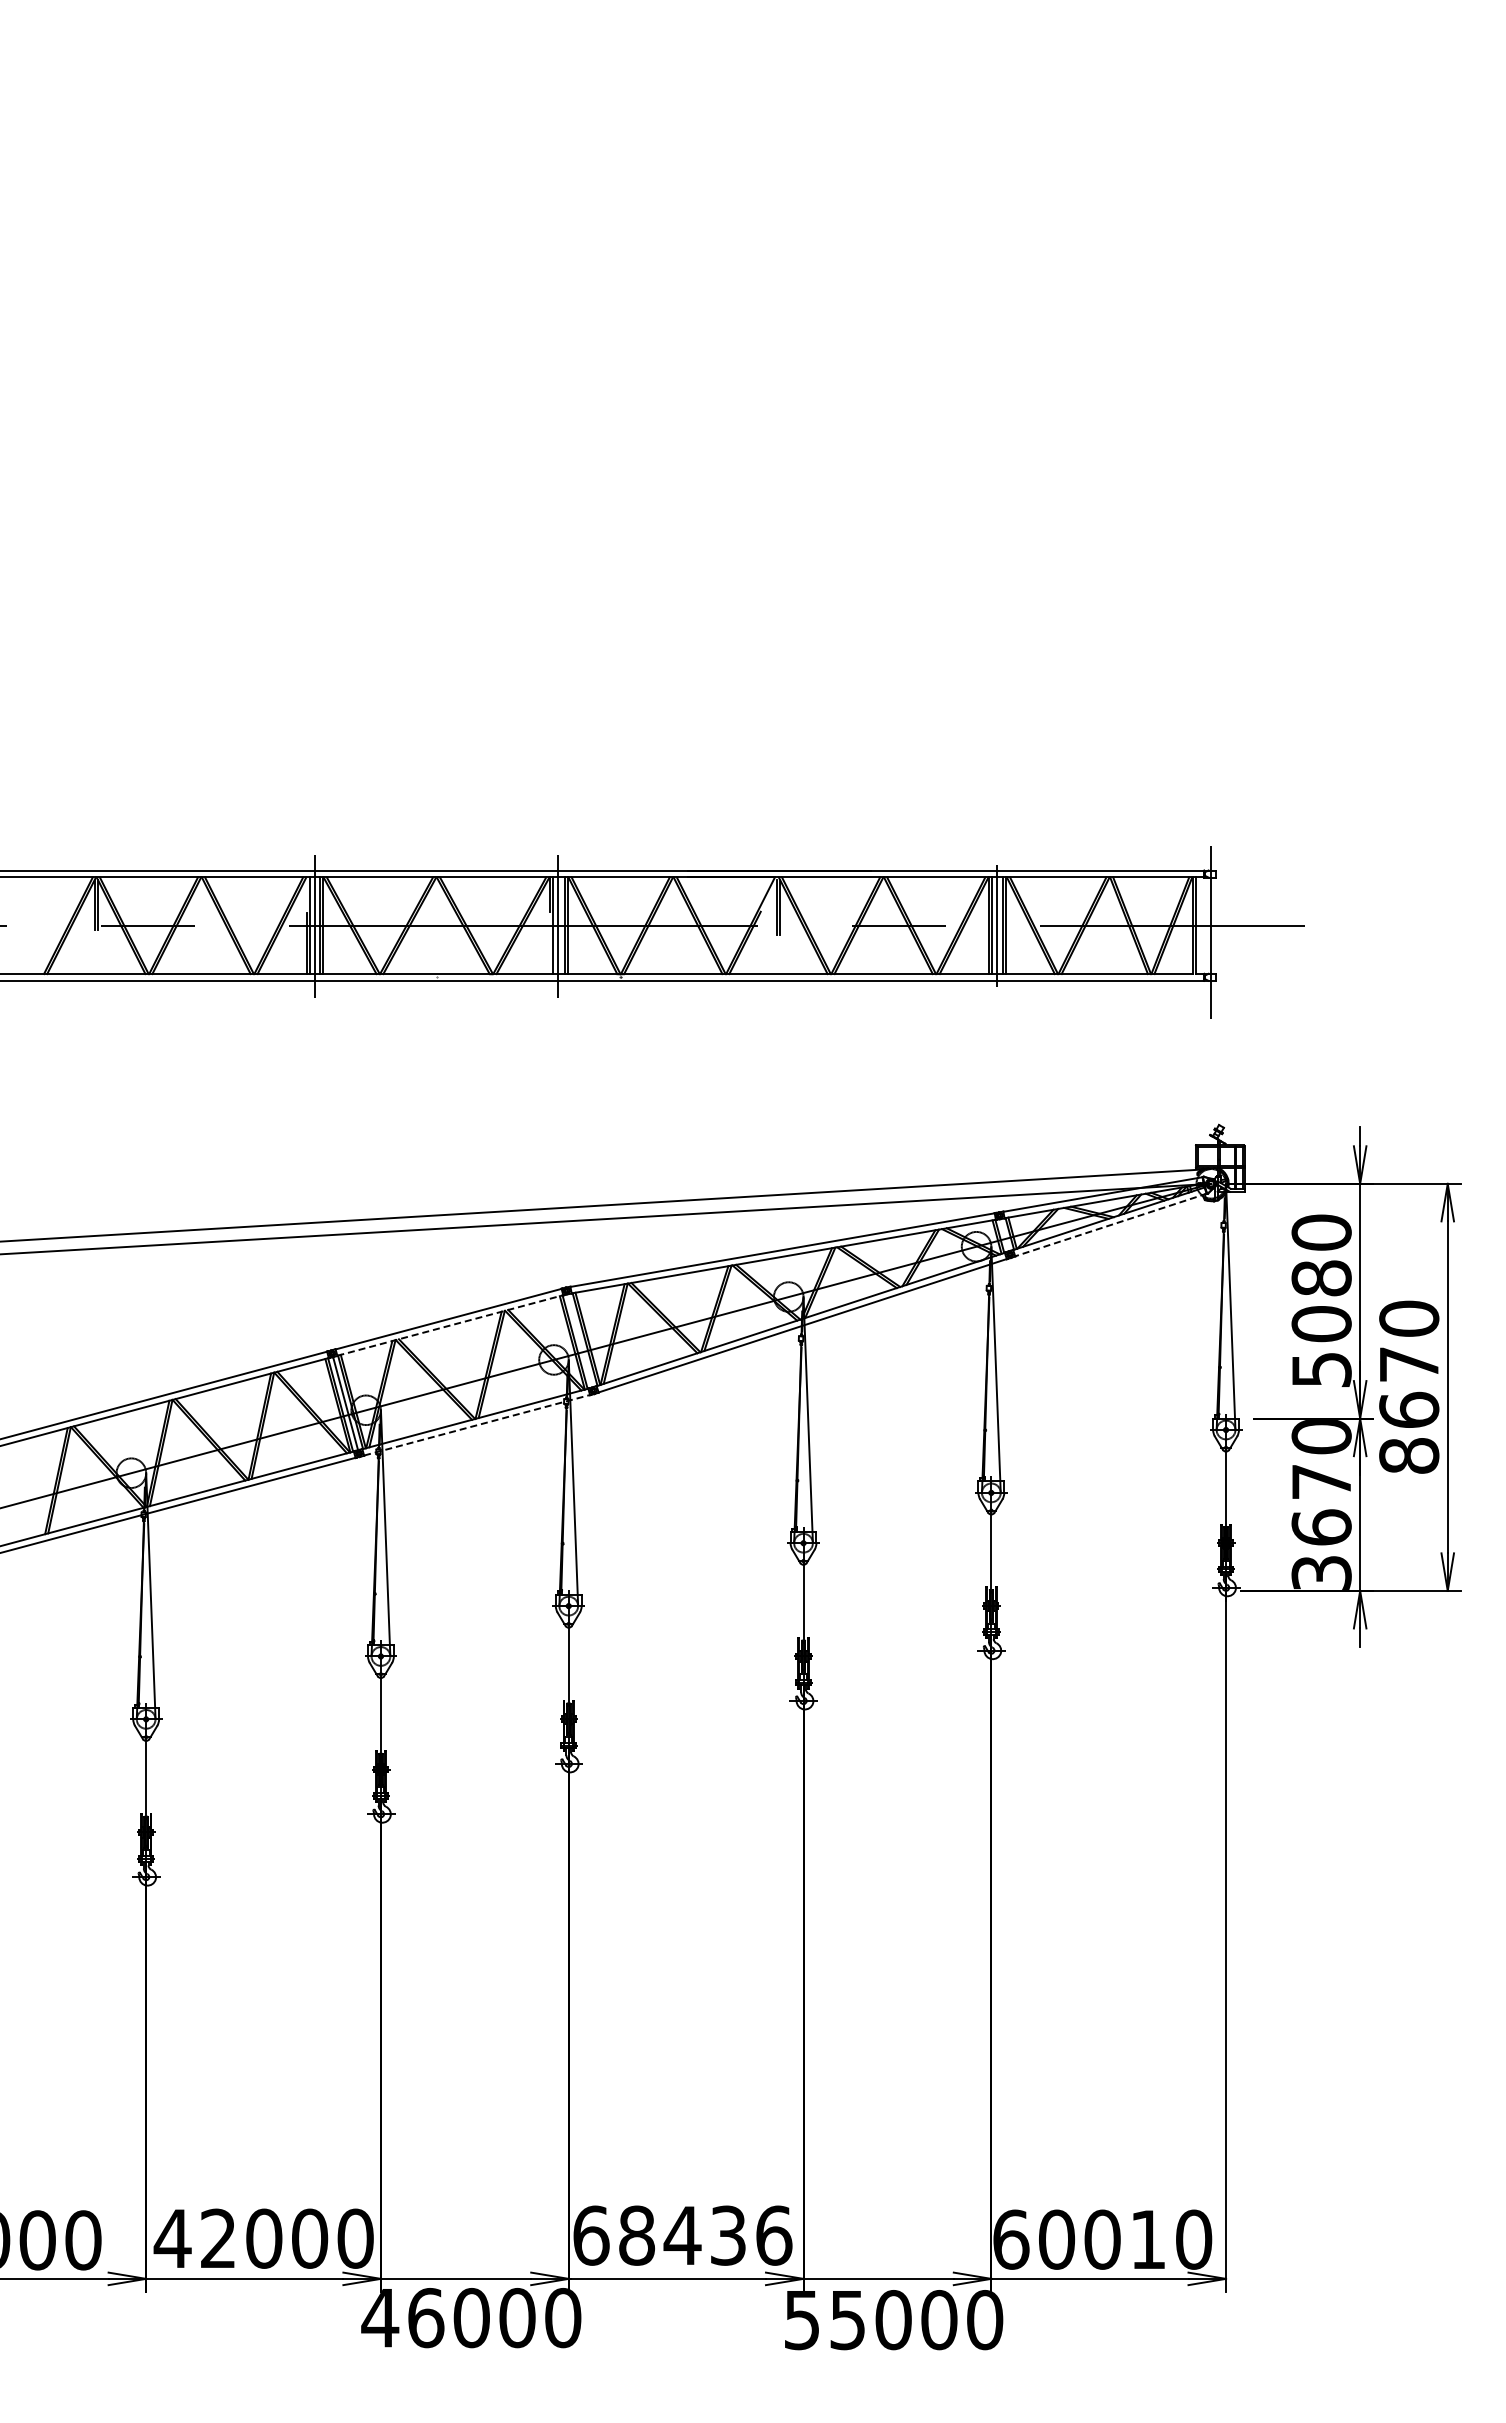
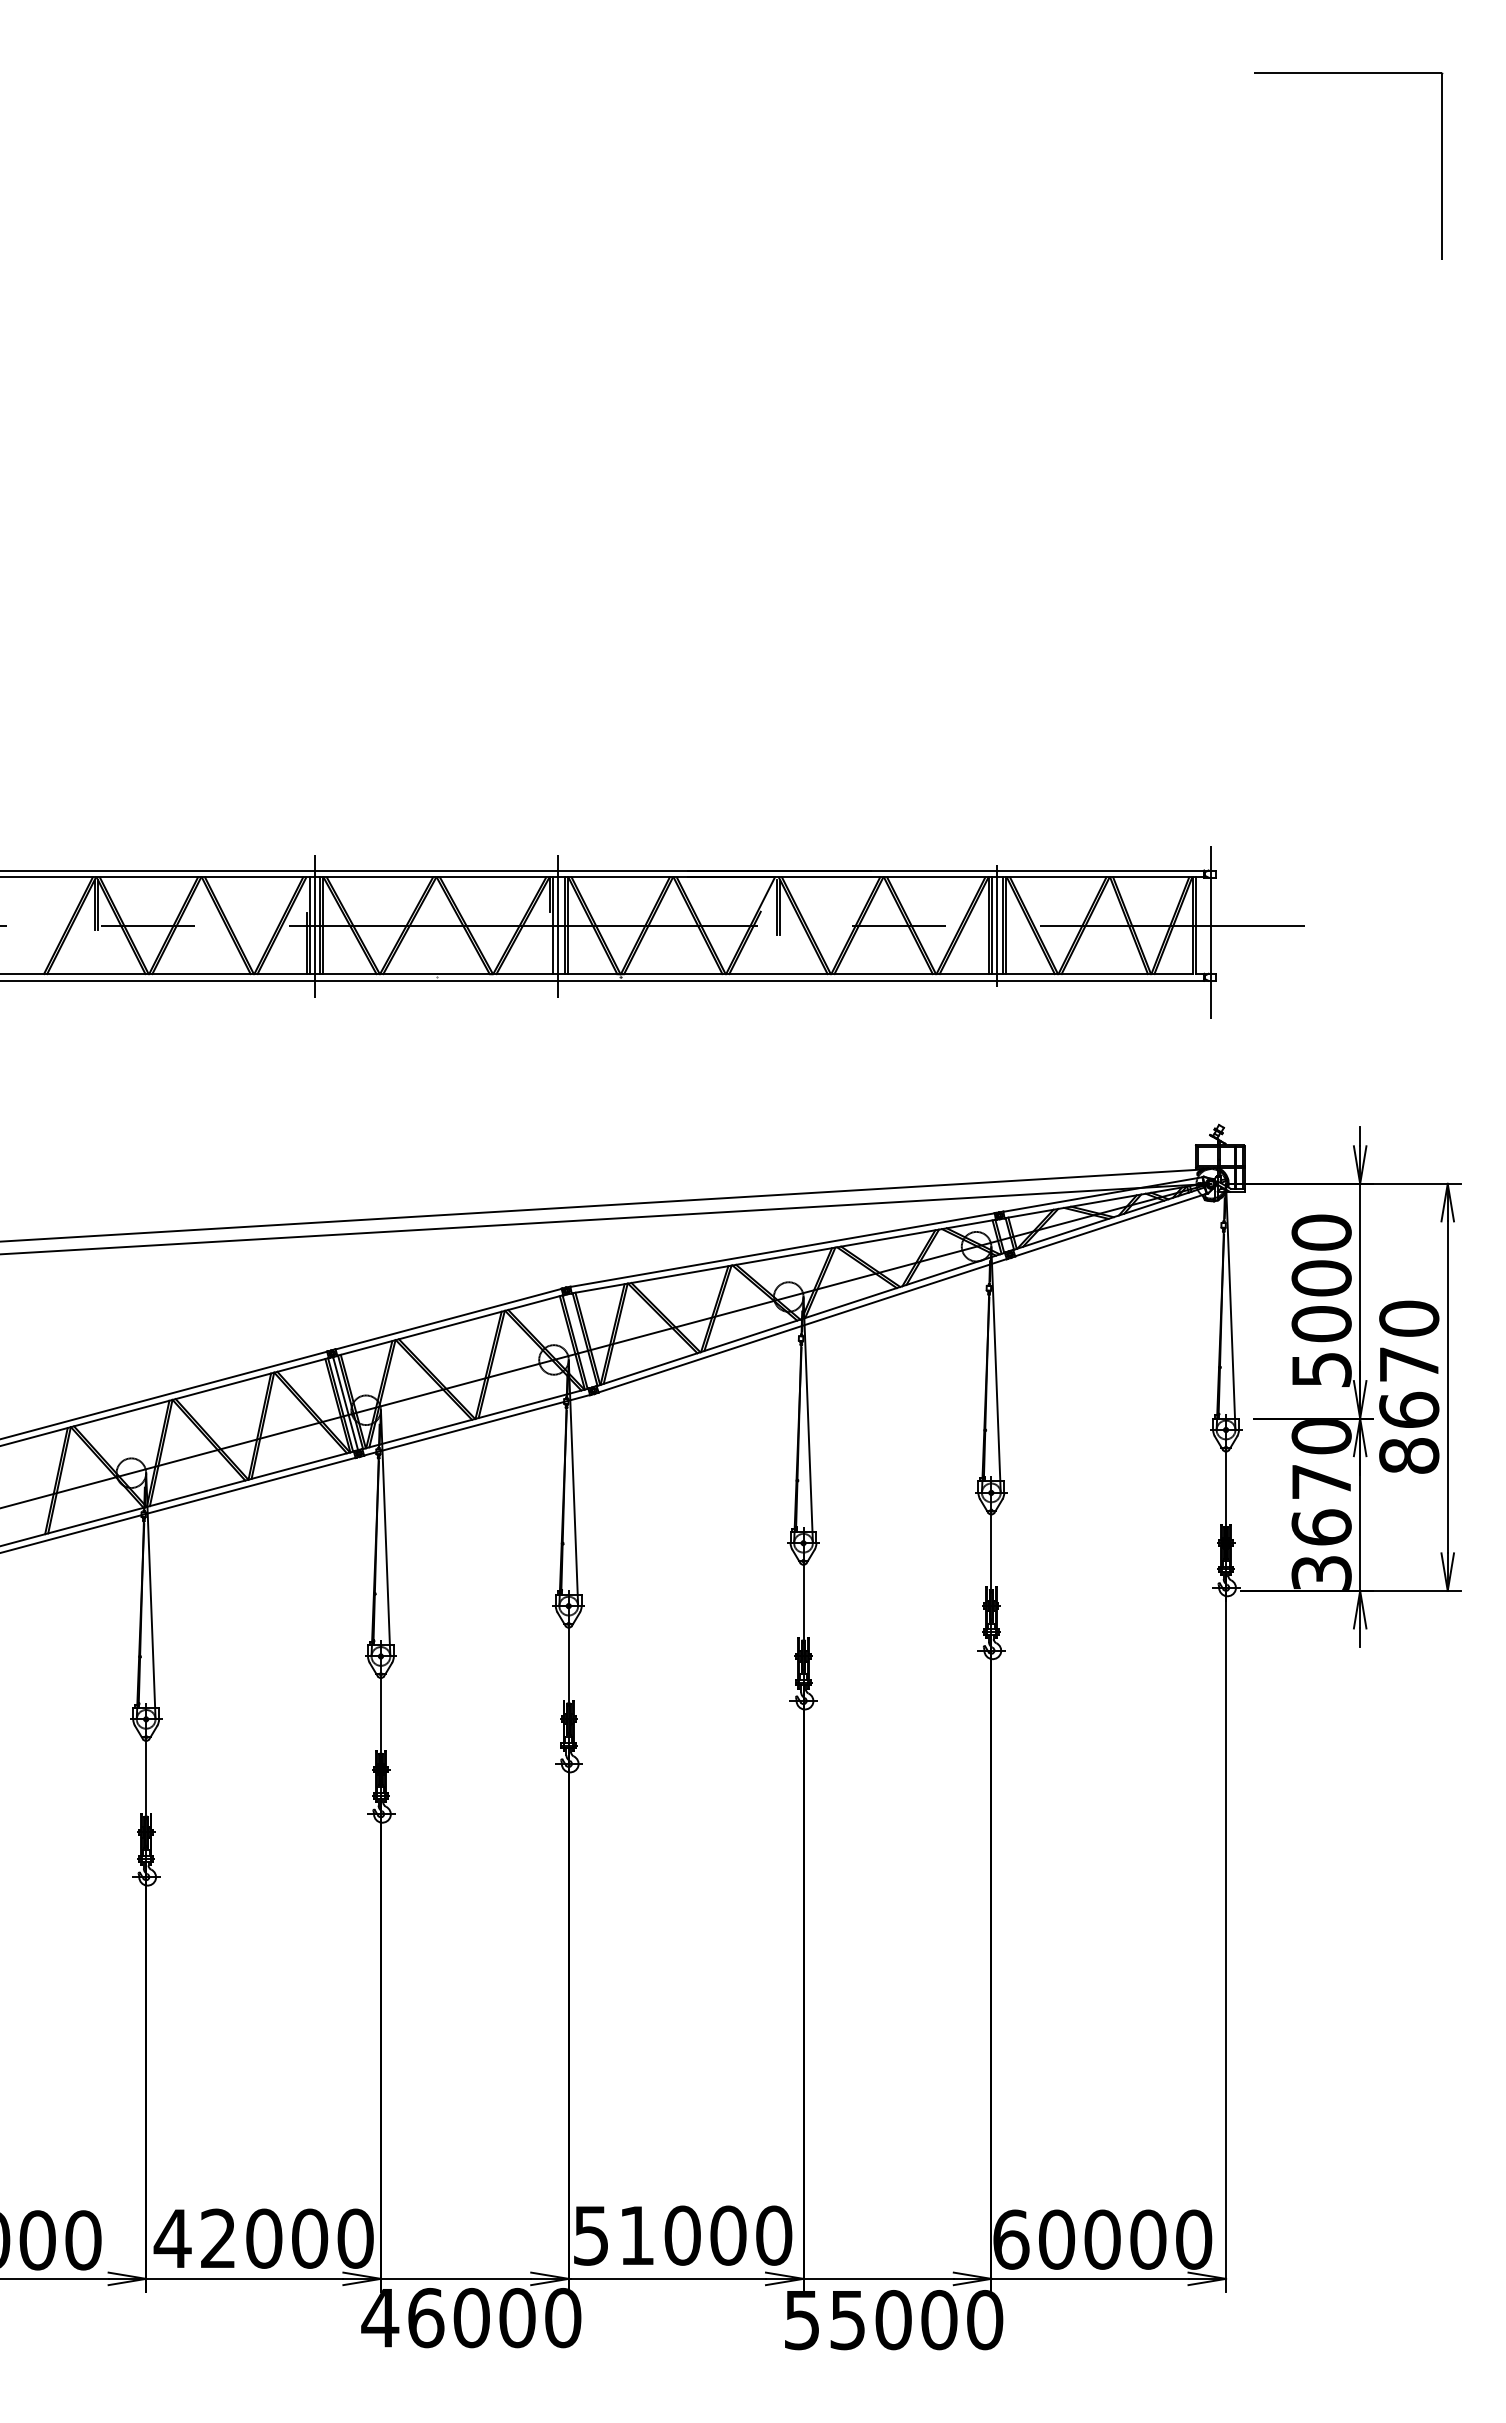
part: none -> present (1348, 73)
line: dashed -> solid (1111, 1224)
text: 5080 -> 5000 (1321, 1278)
line: dashed -> solid (450, 1325)
line: dashed -> solid (477, 1425)
text: 68436 -> 51000 (682, 2235)
text: 60010 -> 60000 (1148, 2239)
